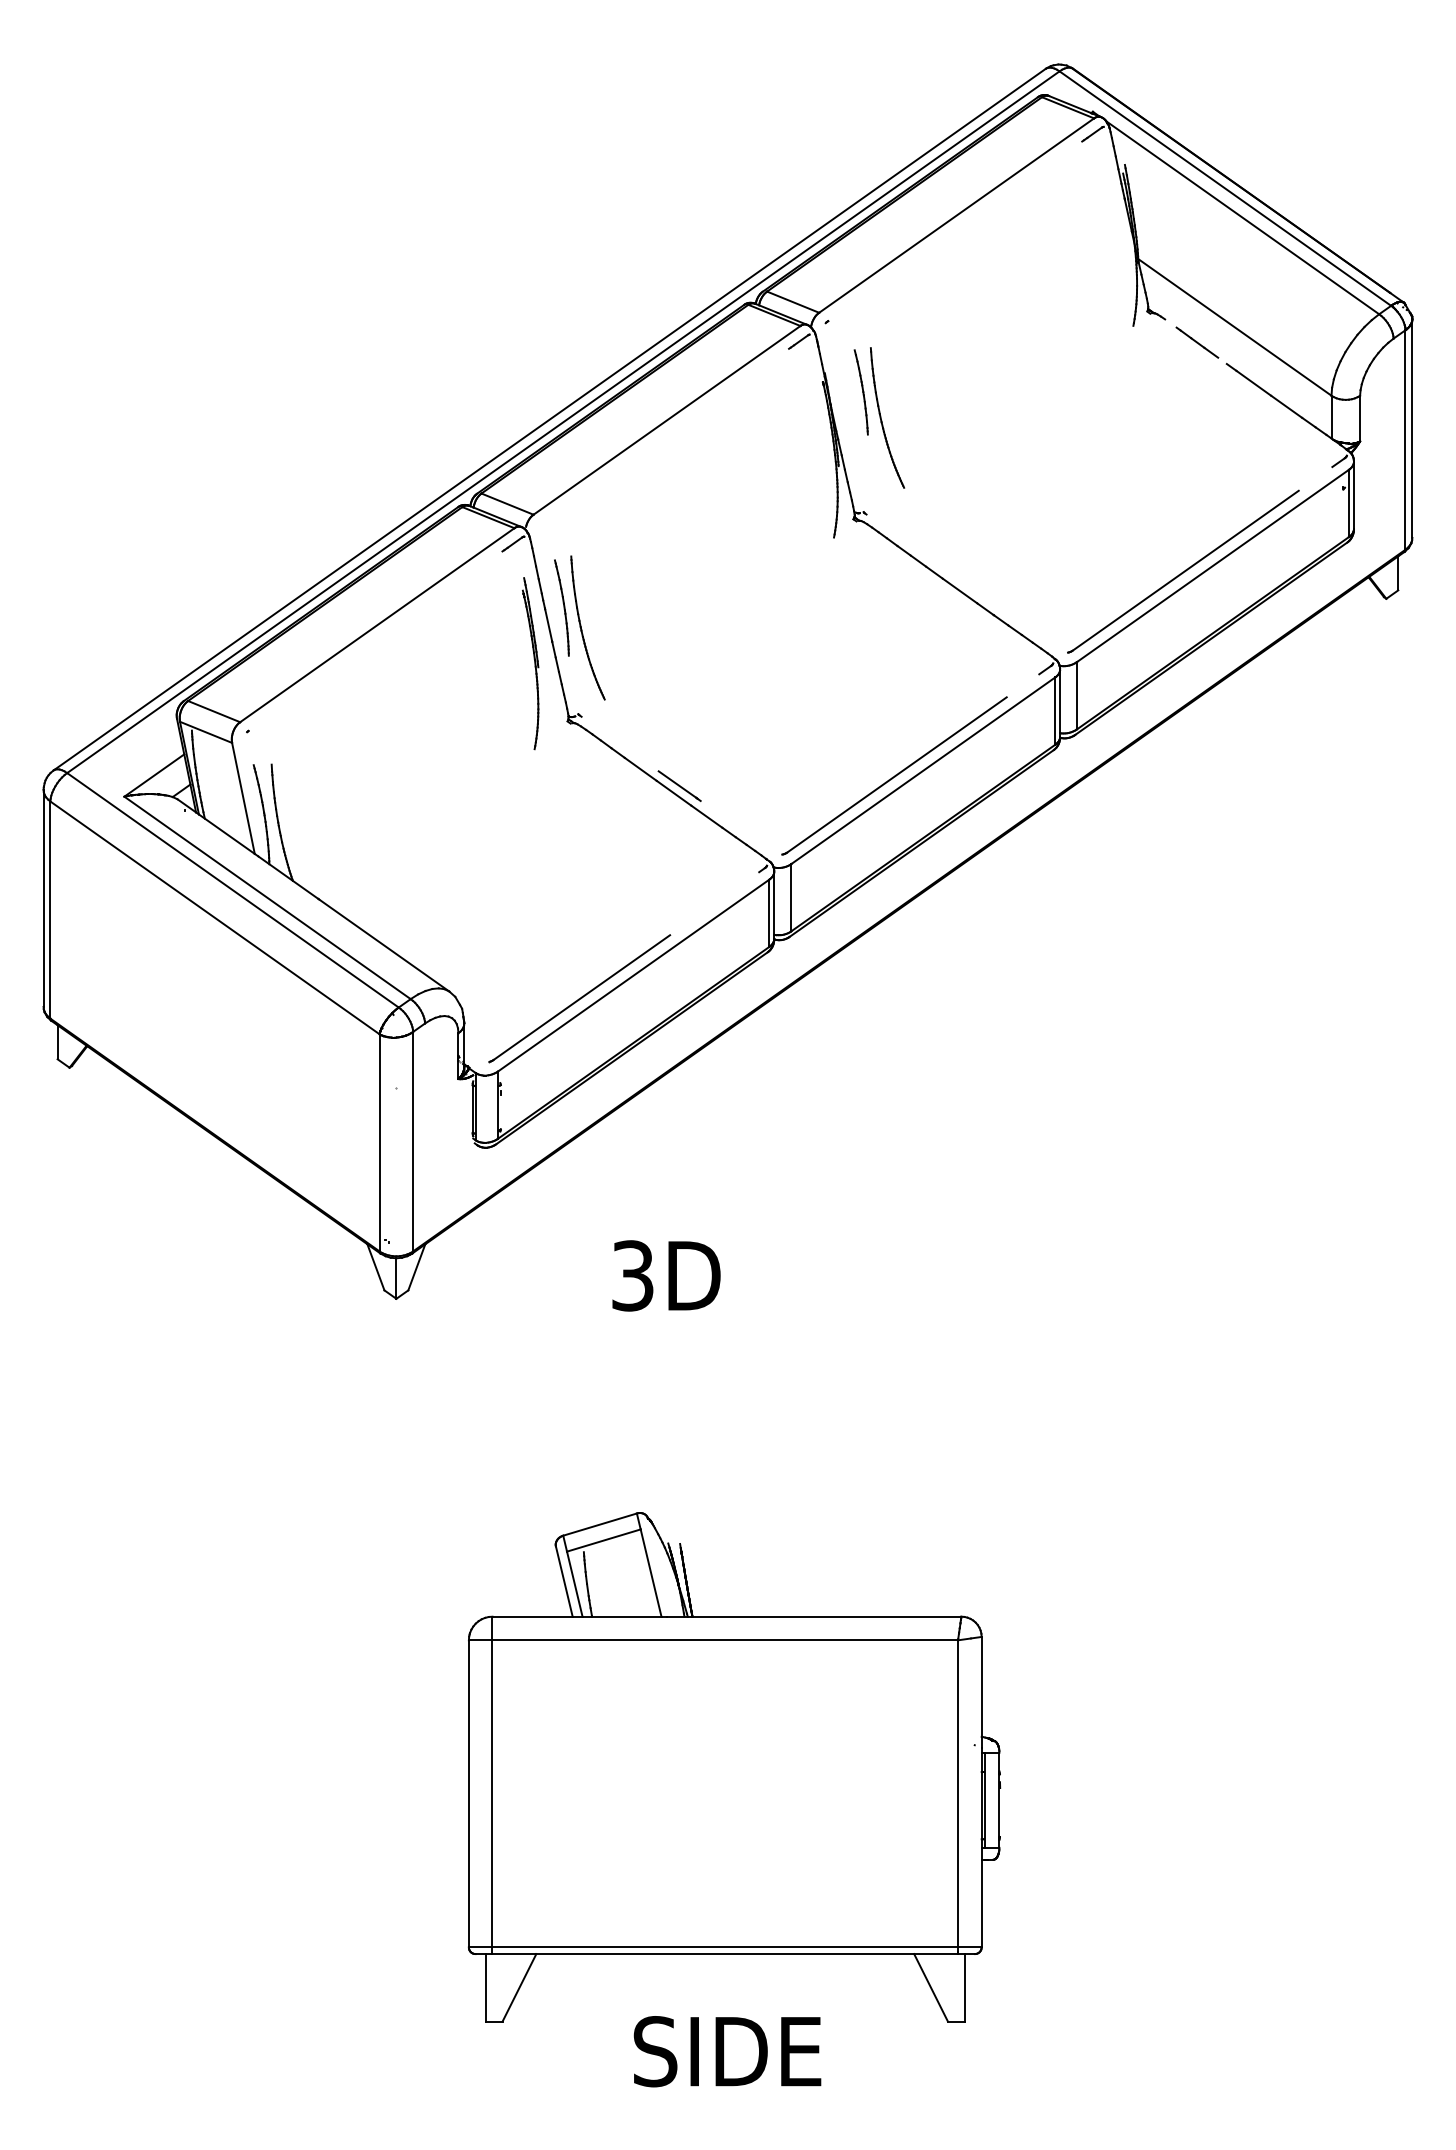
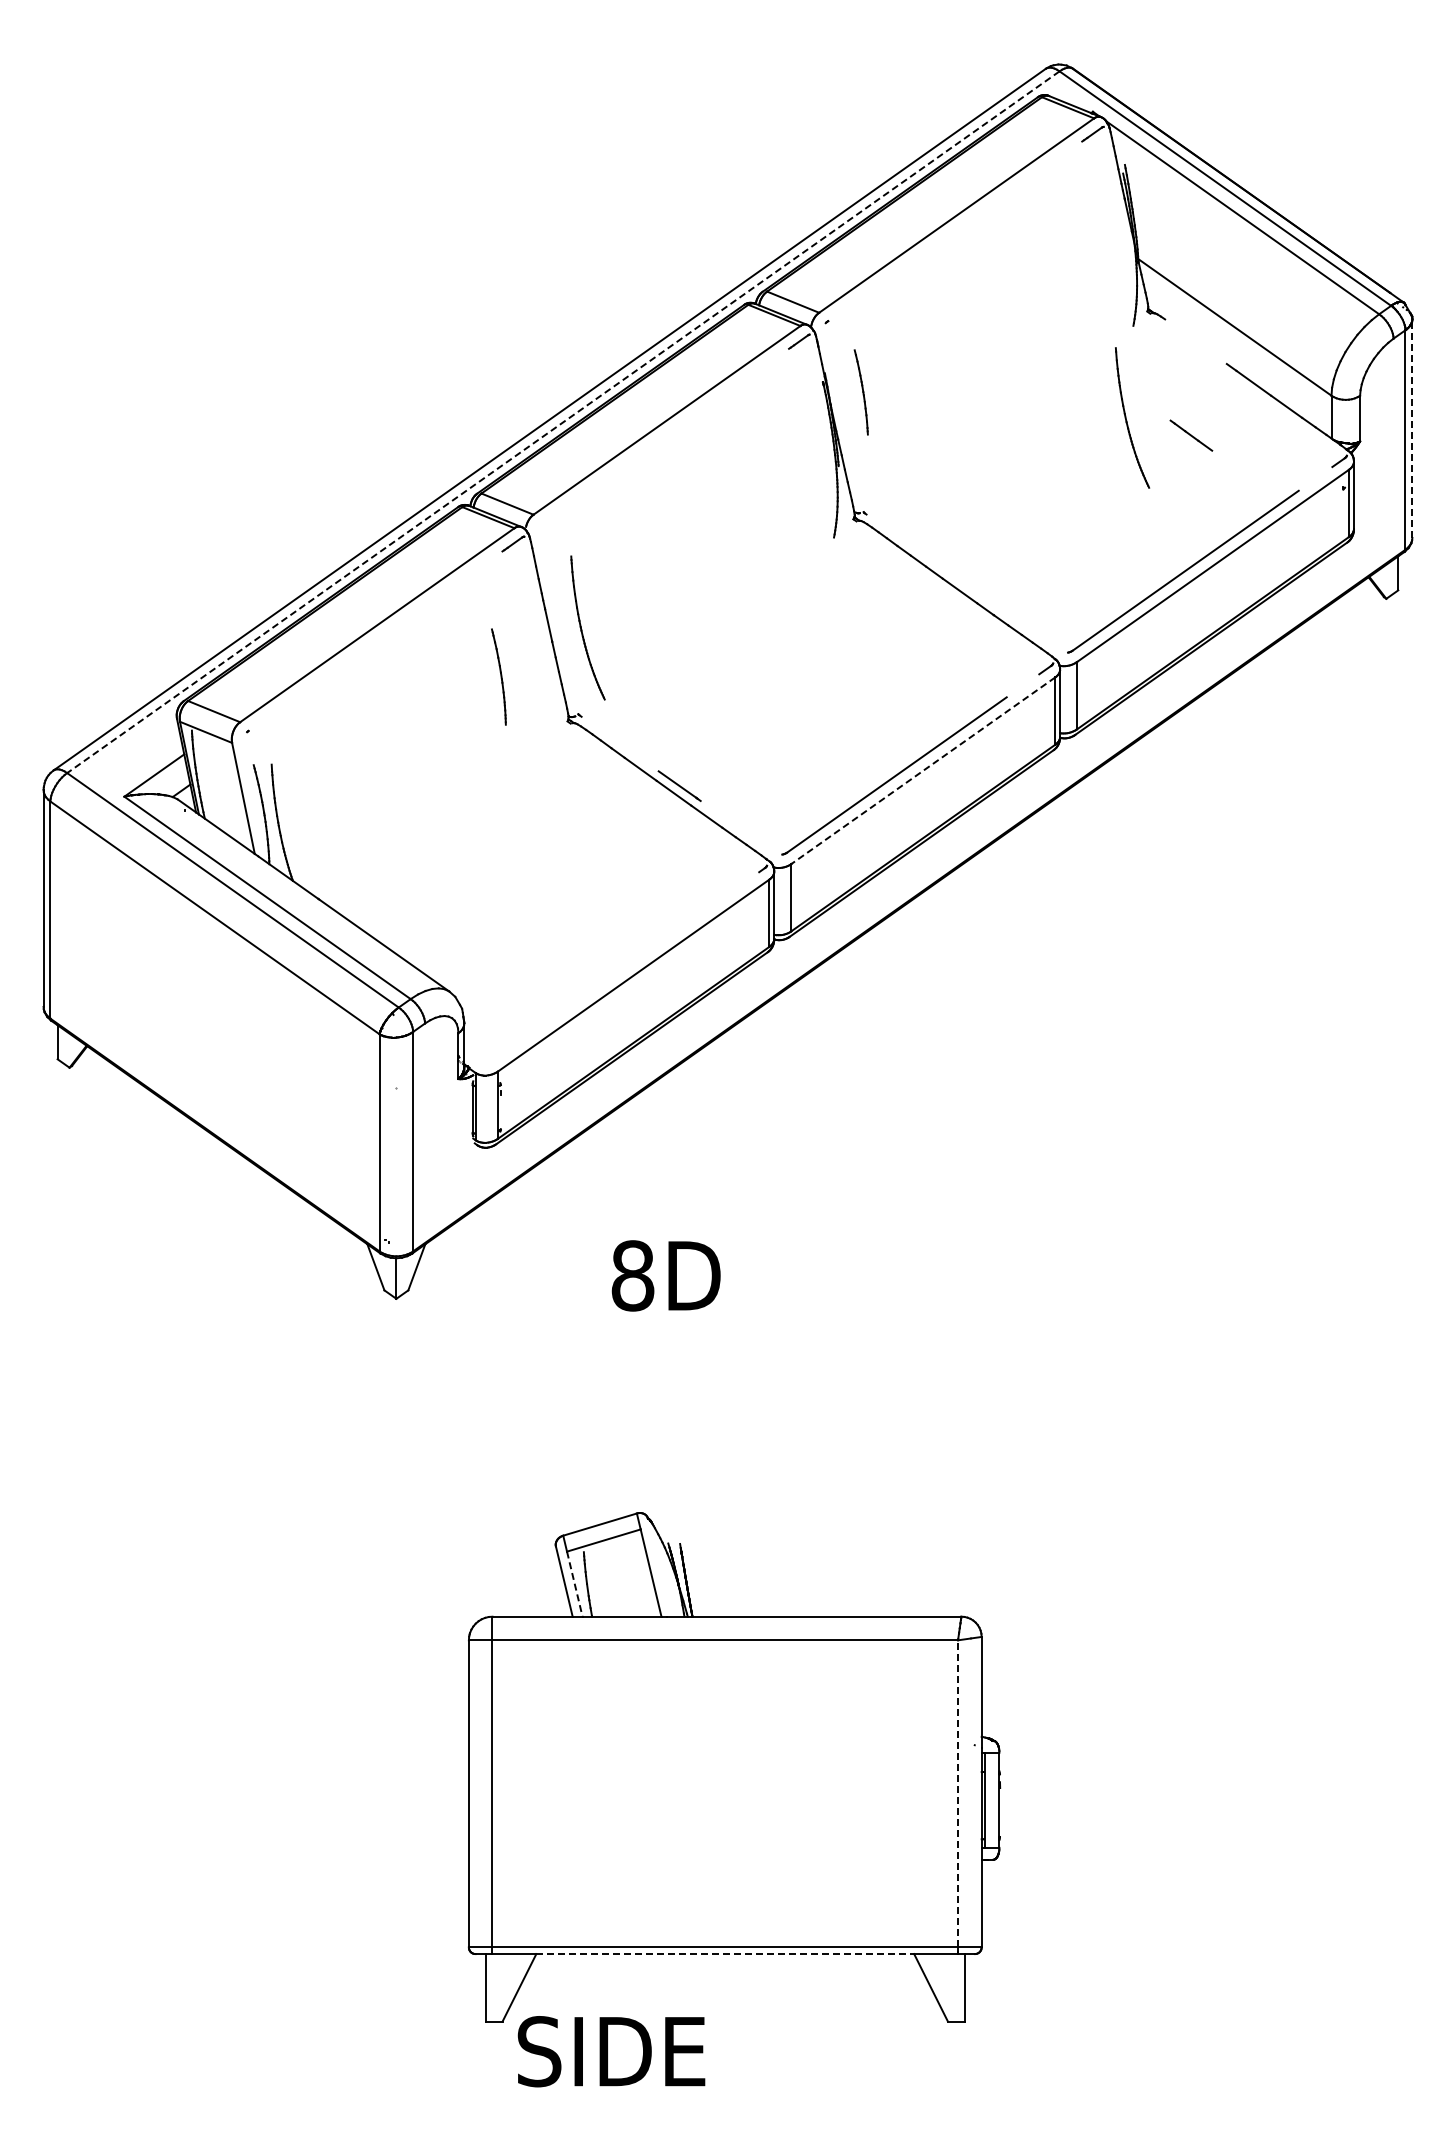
line position: (1197, 342) -> (1191, 435) (1191, 435)
part position: (887, 417) -> (1132, 417) (1132, 417)
line: solid -> dashed (563, 422)
line: solid -> dashed (1412, 428)
part position: (561, 607) -> (498, 676) (498, 676)
part: present -> none (530, 663)
line: solid -> dashed (923, 770)
line: present -> none (579, 998)
text: 3D -> 8D (632, 1275)
line: solid -> dashed (574, 1584)
line: solid -> dashed (958, 1793)
line: solid -> dashed (725, 1954)
text position: (727, 2051) -> (611, 2051) (611, 2051)
